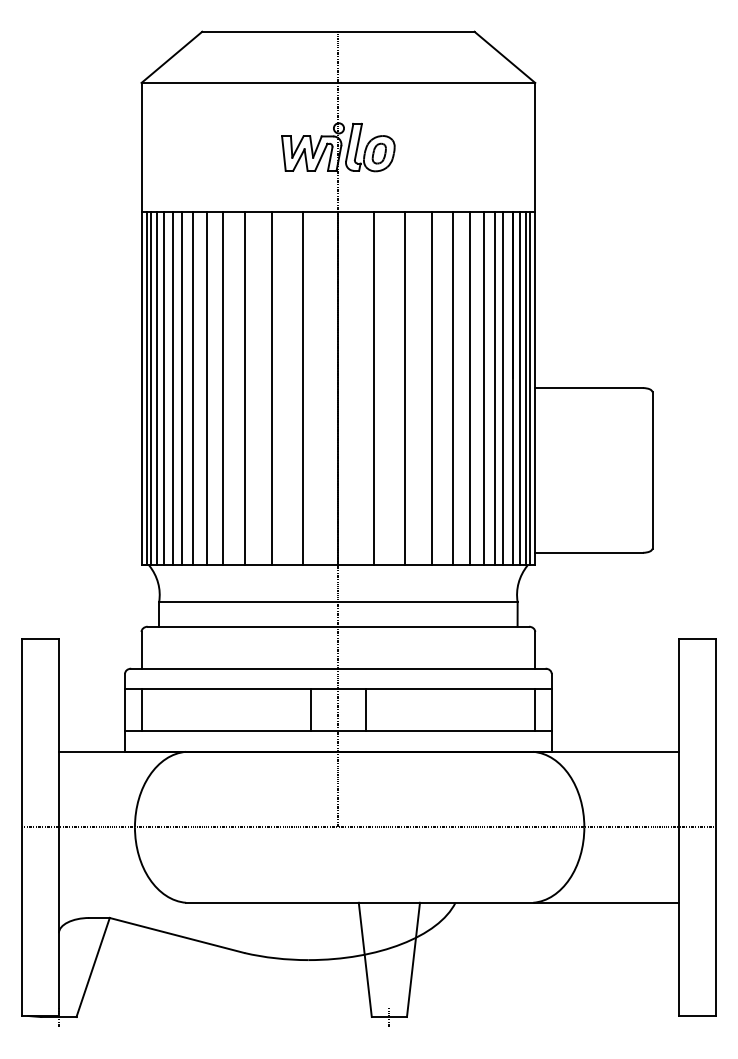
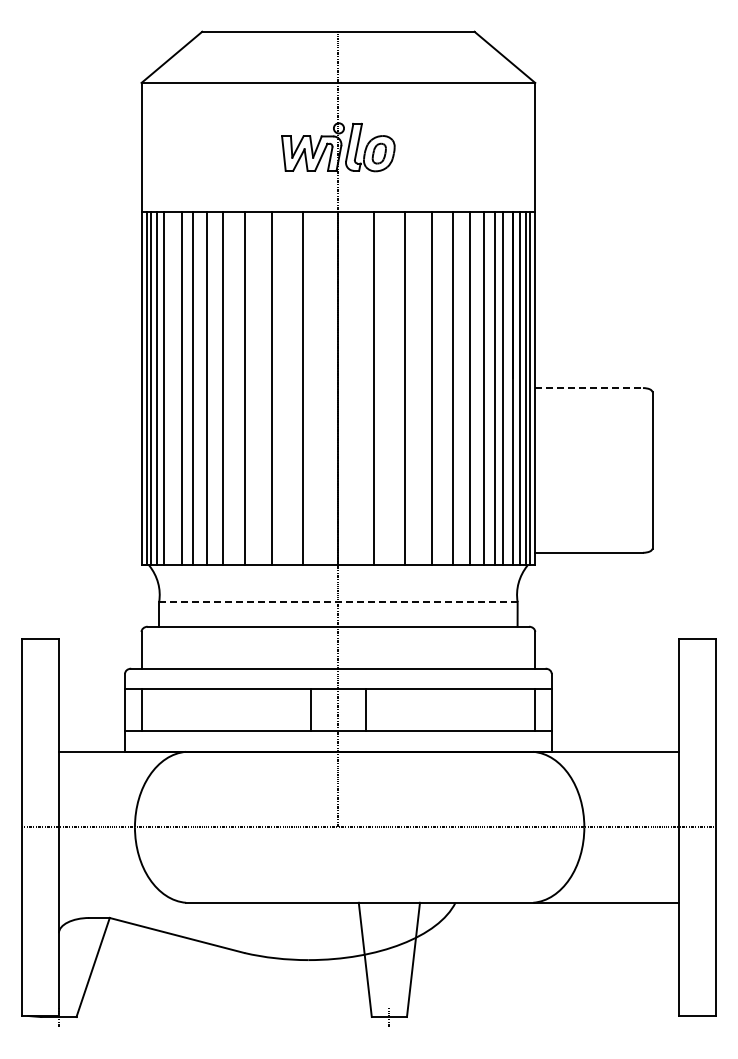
line: present -> none (173, 388)
line: solid -> dashed (589, 388)
line: solid -> dashed (337, 602)
